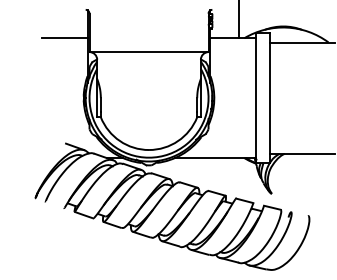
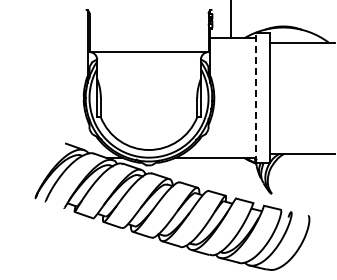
line position: (239, 20) -> (231, 20) (231, 20)
line: present -> none (64, 38)
line: solid -> dashed (256, 97)
